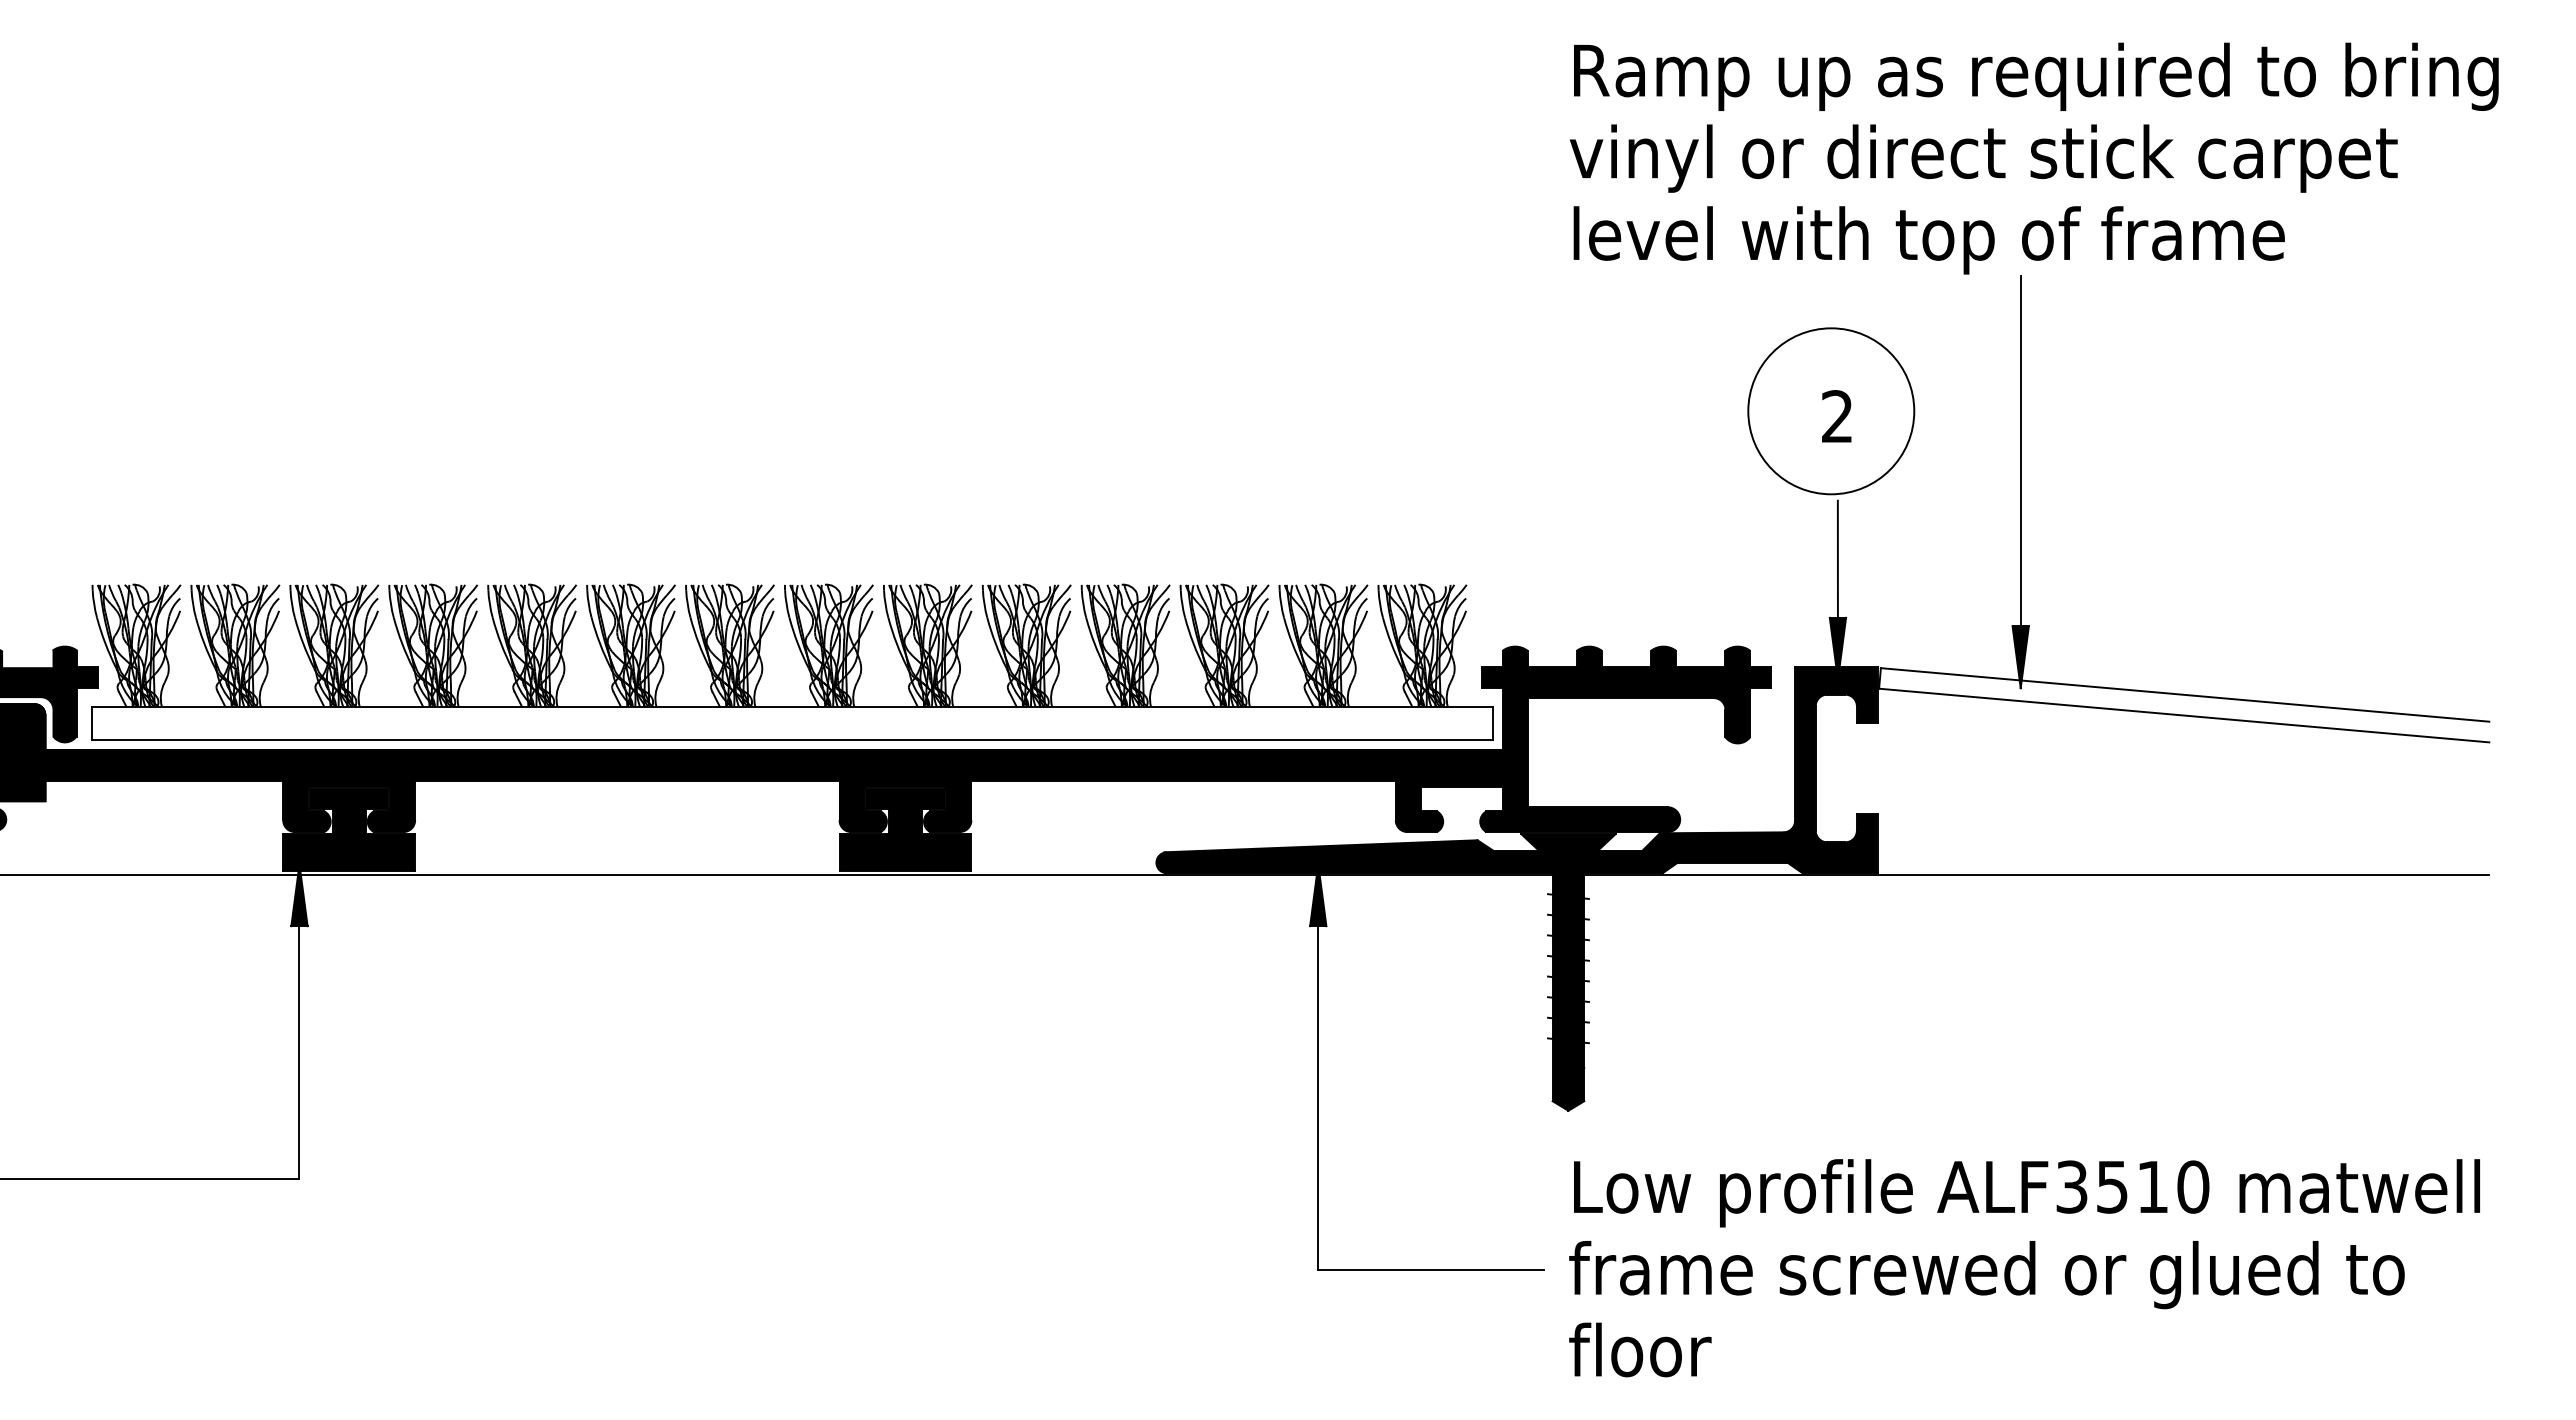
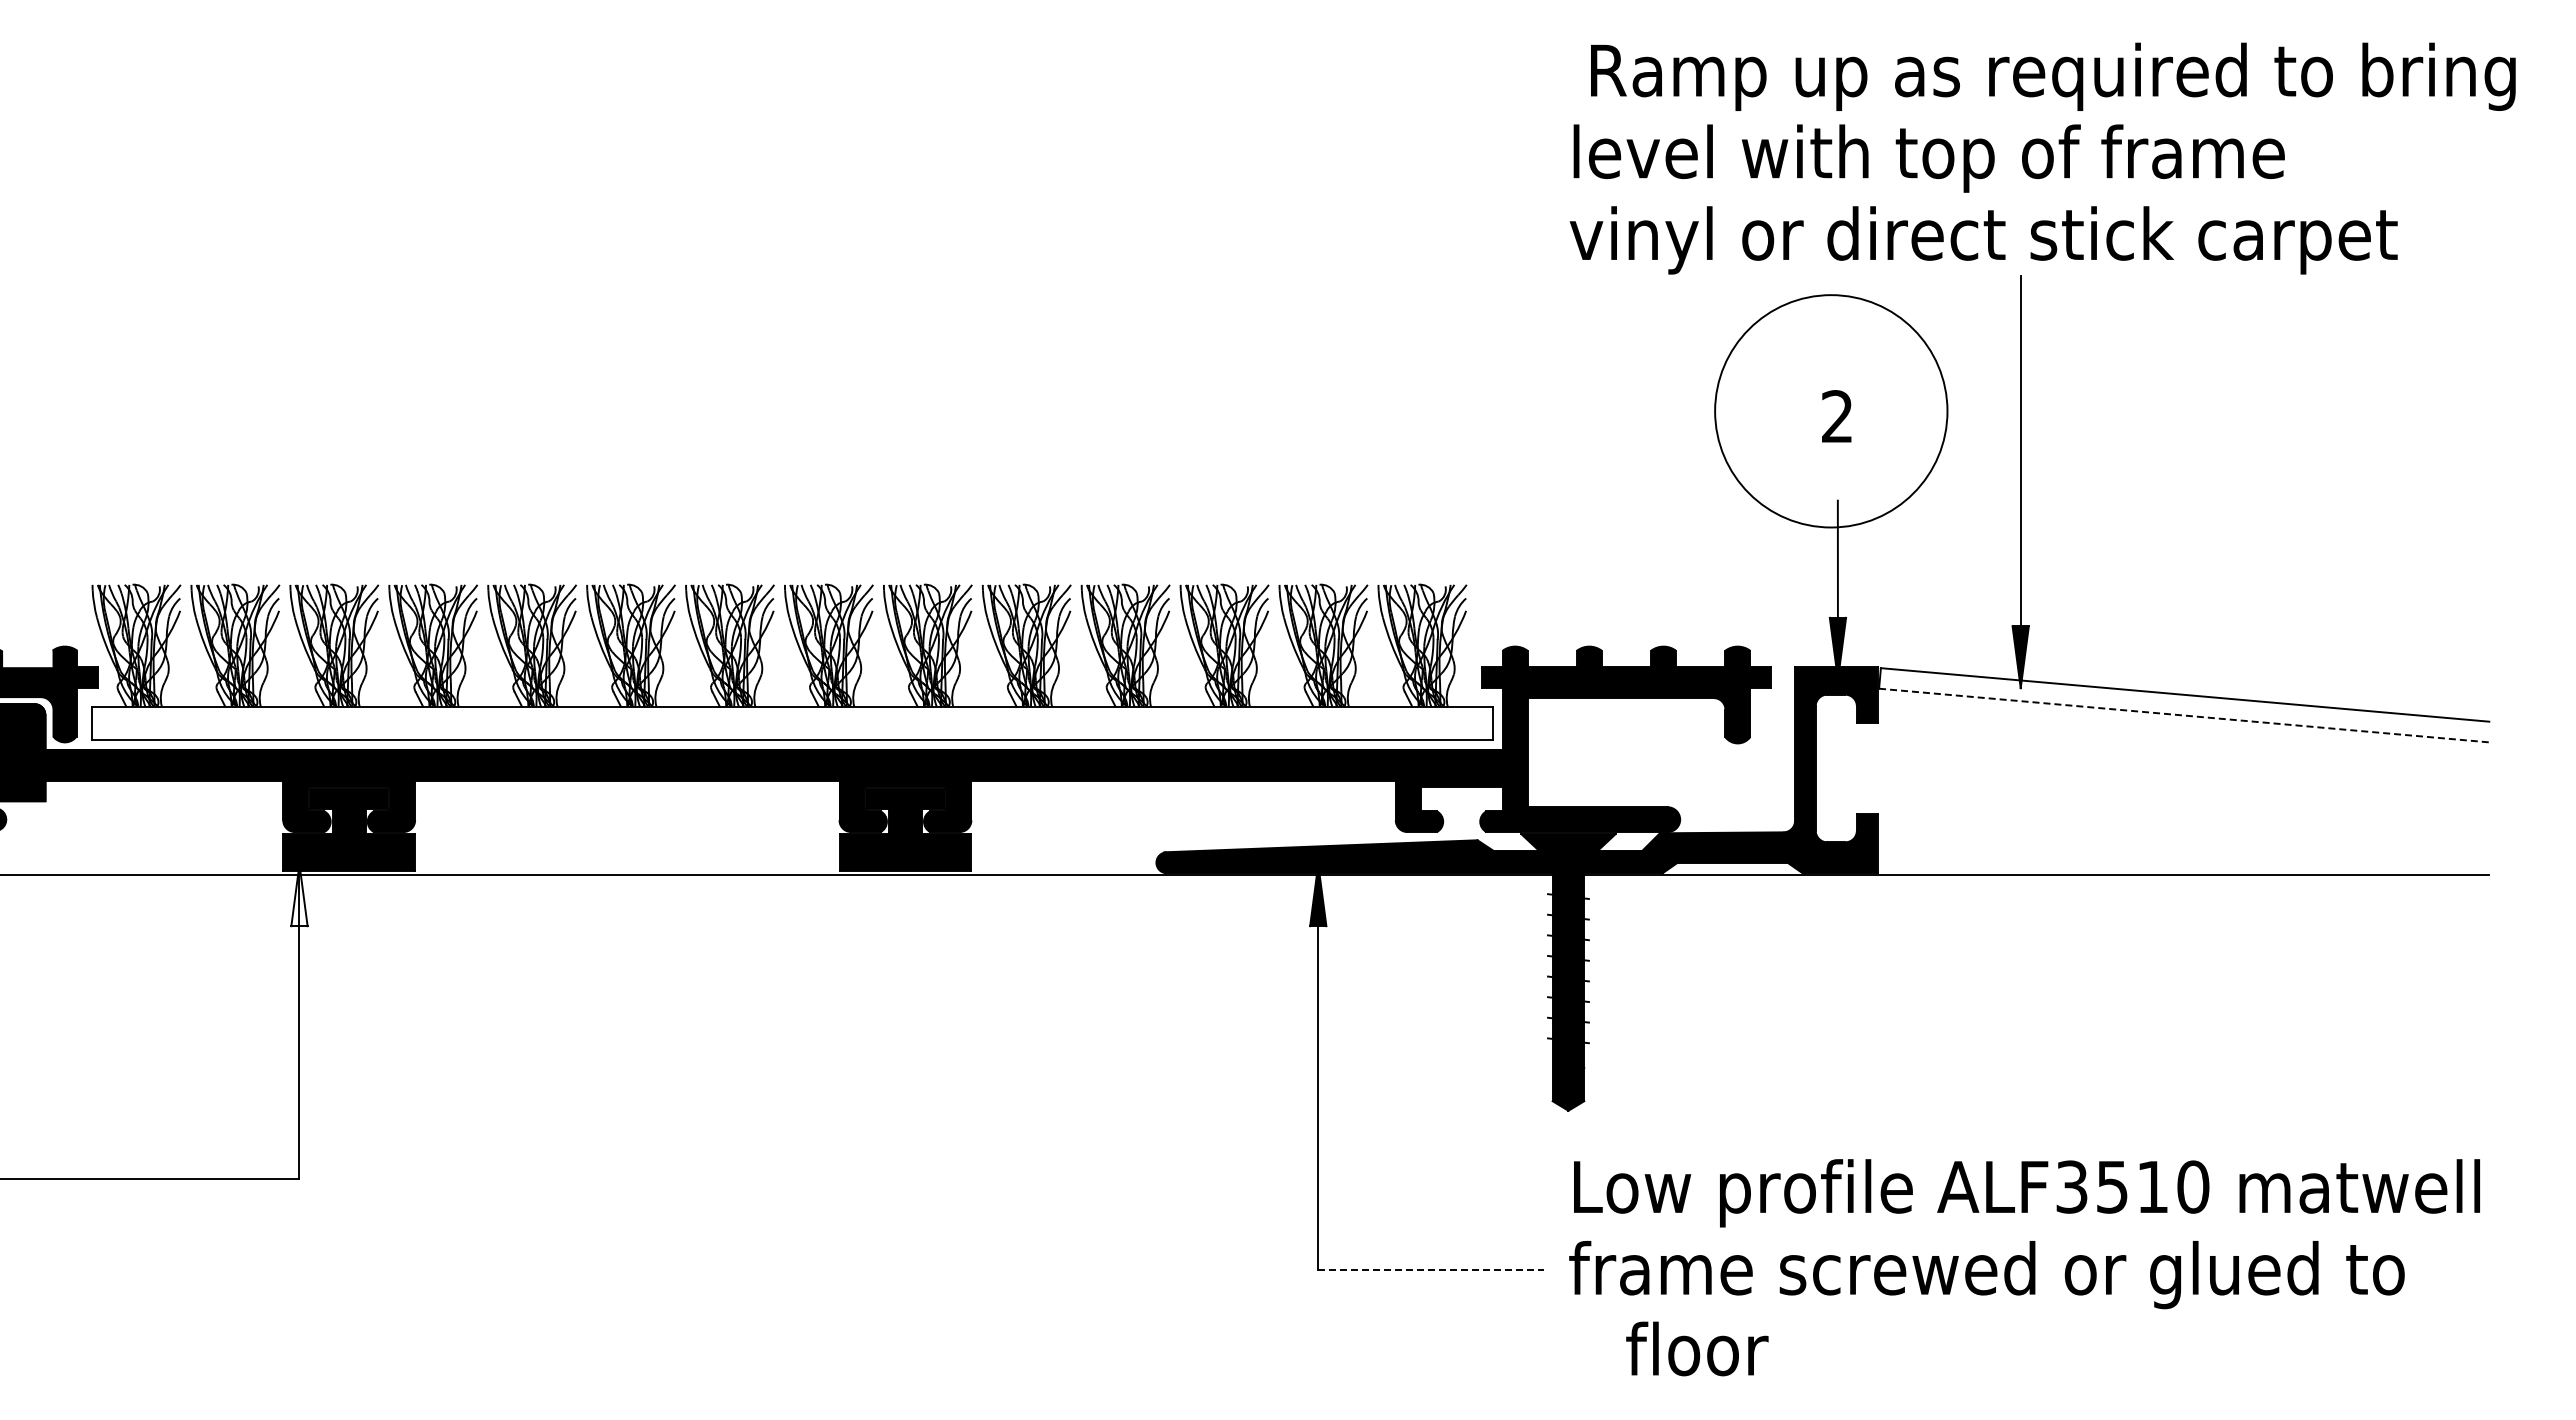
text position: (2036, 76) -> (2053, 76) (2053, 76)
text: vinyl or direct stick carpet -> level with top of frame (1983, 158)
text: level with top of frame -> vinyl or direct stick carpet (1983, 240)
circle diameter: 166 px -> 232 px (1831, 411)
line: solid -> dashed (2184, 715)
fill: present -> none (299, 895)
line: solid -> dashed (1431, 1270)
text position: (1640, 1349) -> (1697, 1348) (1697, 1348)
